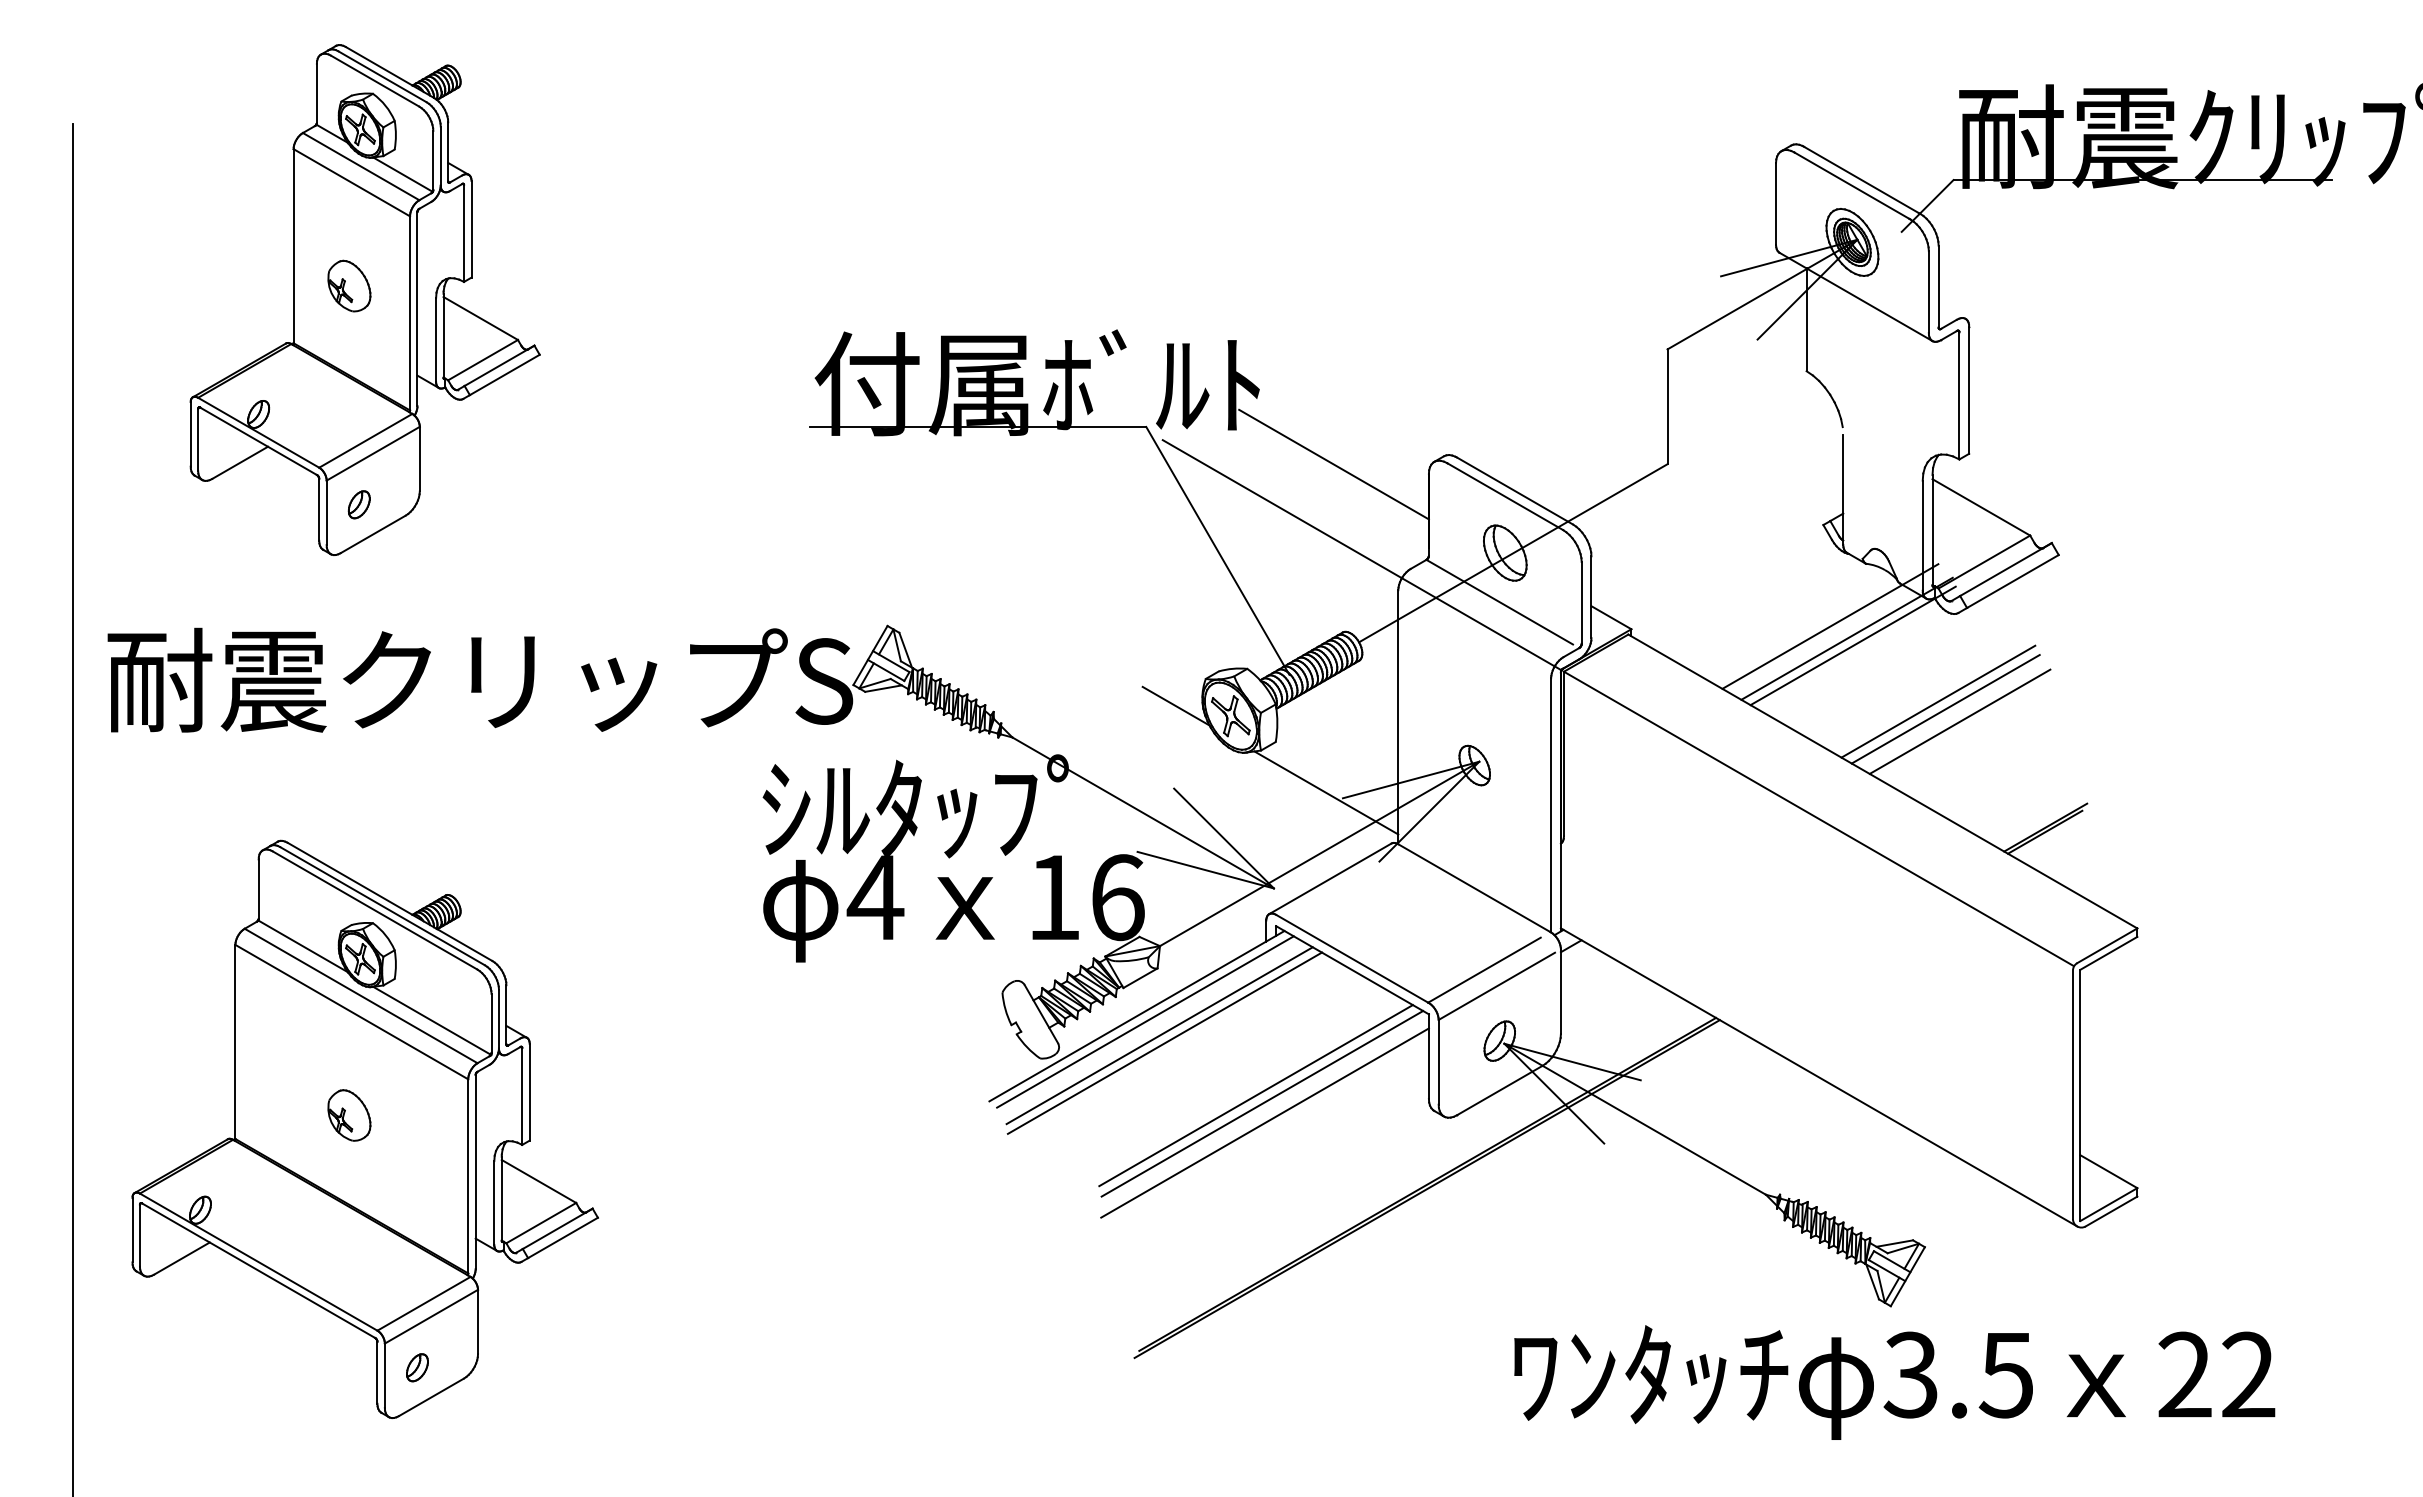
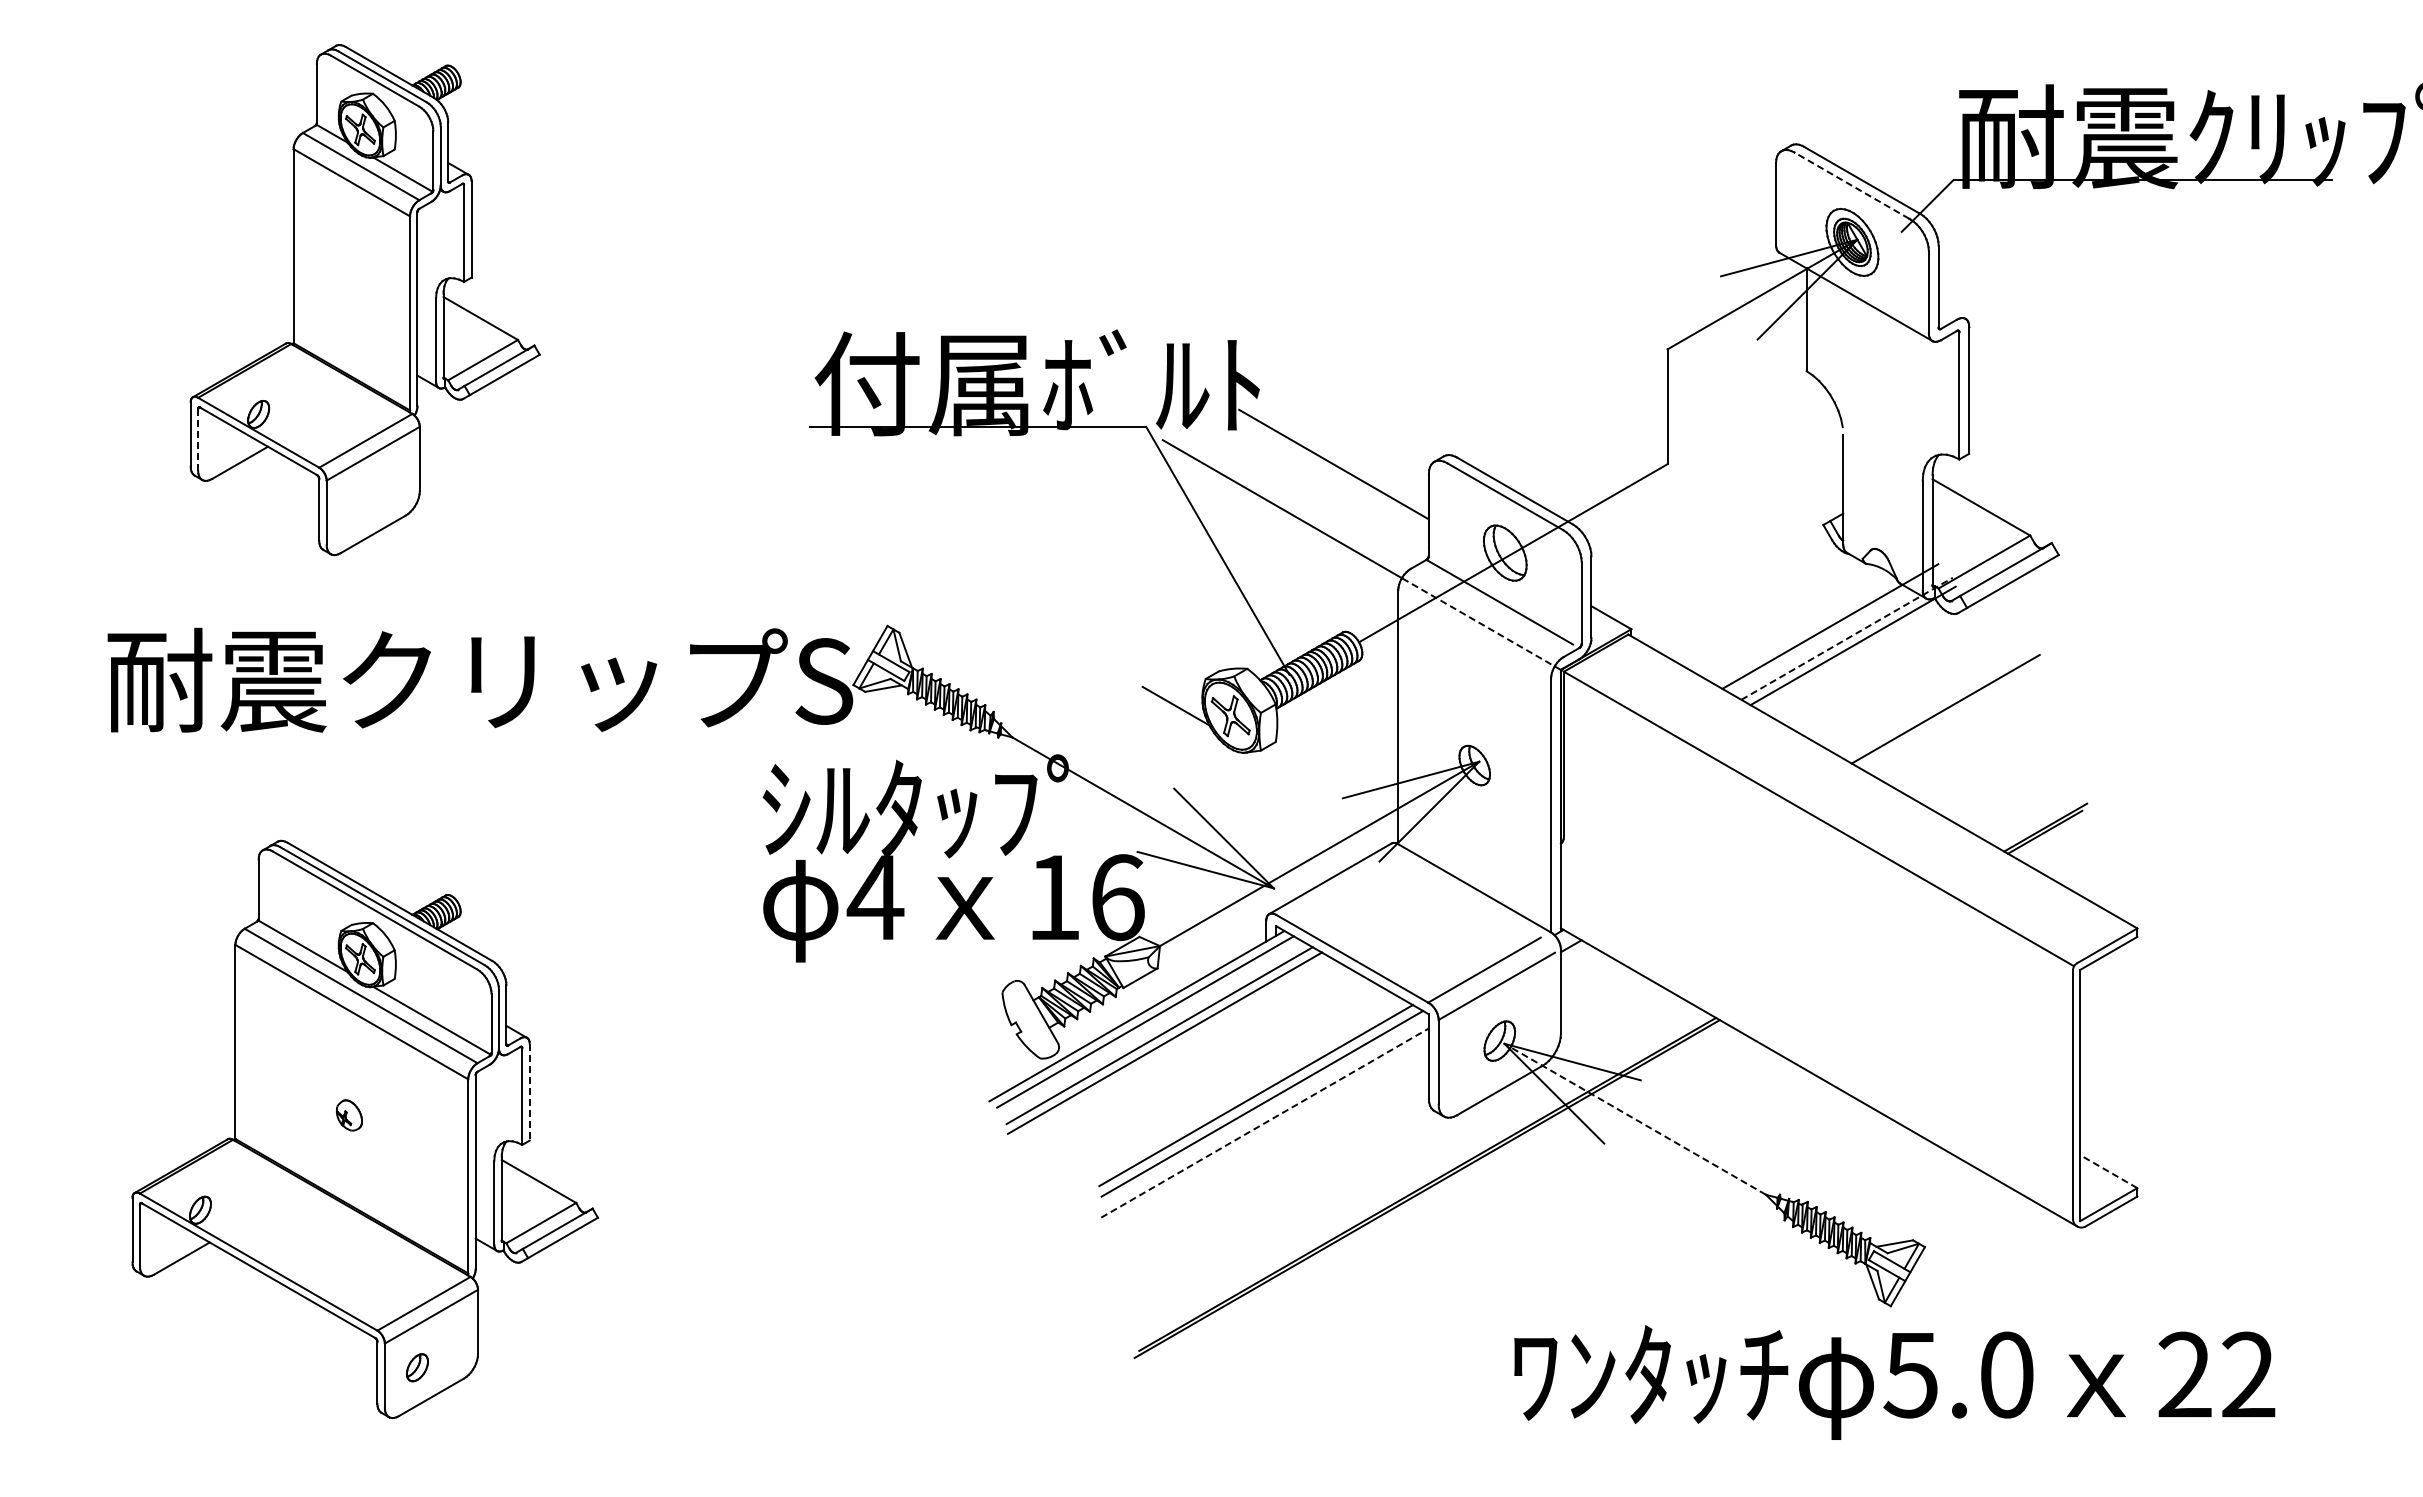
line: solid -> dashed (1851, 185)
part: present -> none (349, 285)
line: solid -> dashed (198, 440)
part: present -> none (358, 504)
line: solid -> dashed (1481, 624)
line: solid -> dashed (1847, 638)
line: present -> none (1938, 701)
line: present -> none (1959, 721)
line: present -> none (1326, 792)
line: present -> none (72, 808)
line: solid -> dashed (529, 1092)
part size: 45x53 px -> 27x33 px (349, 1115)
line: solid -> dashed (1635, 1119)
line: solid -> dashed (1265, 1122)
line: solid -> dashed (2108, 1171)
text: 3.5 -> 5.0 (1958, 1374)
